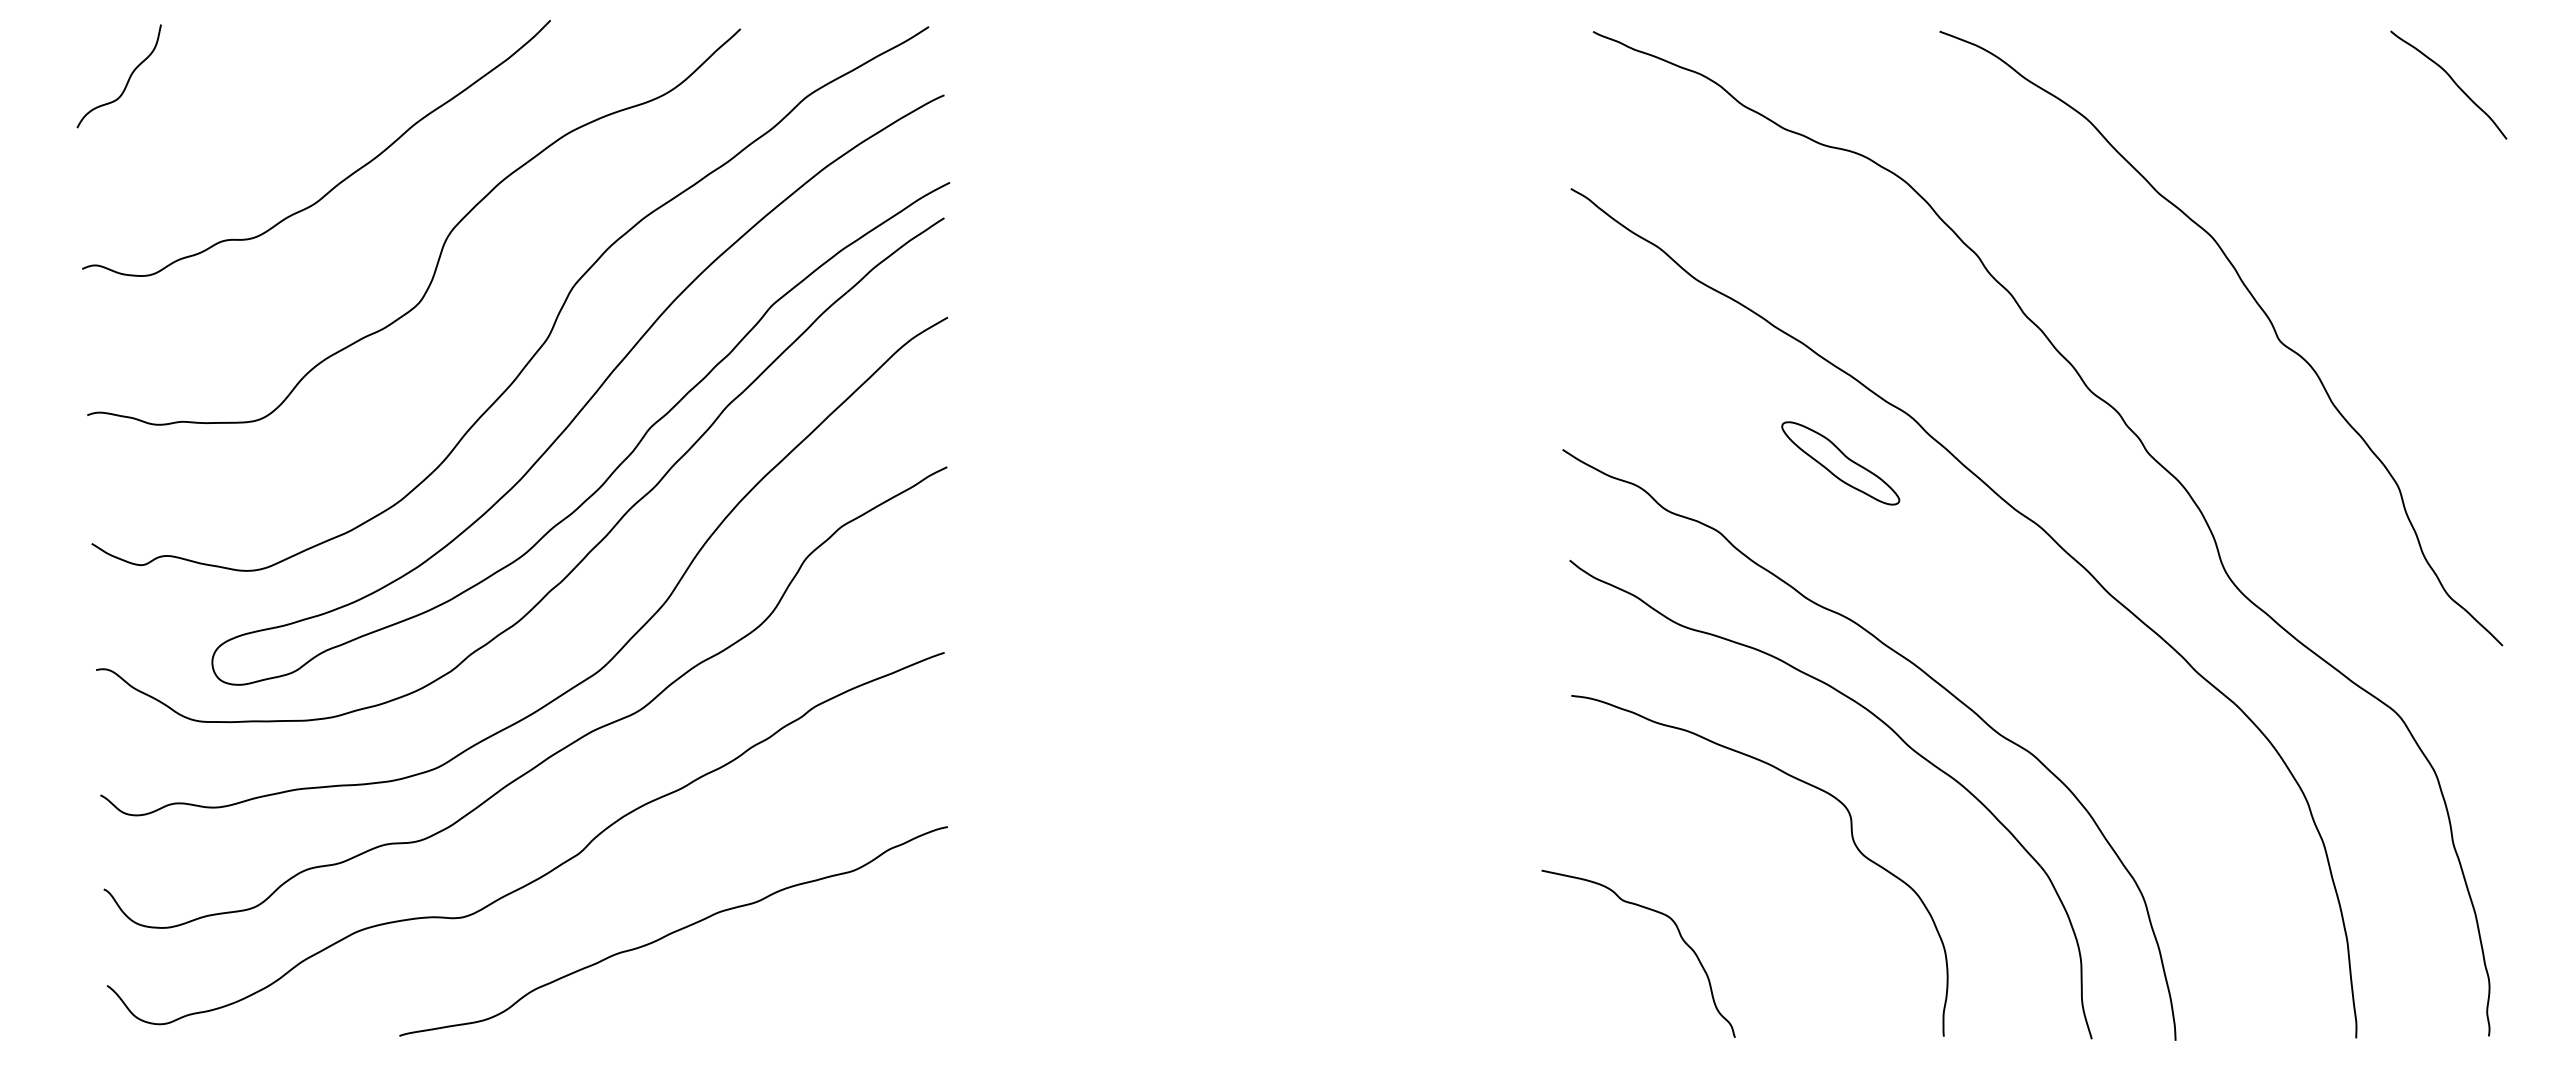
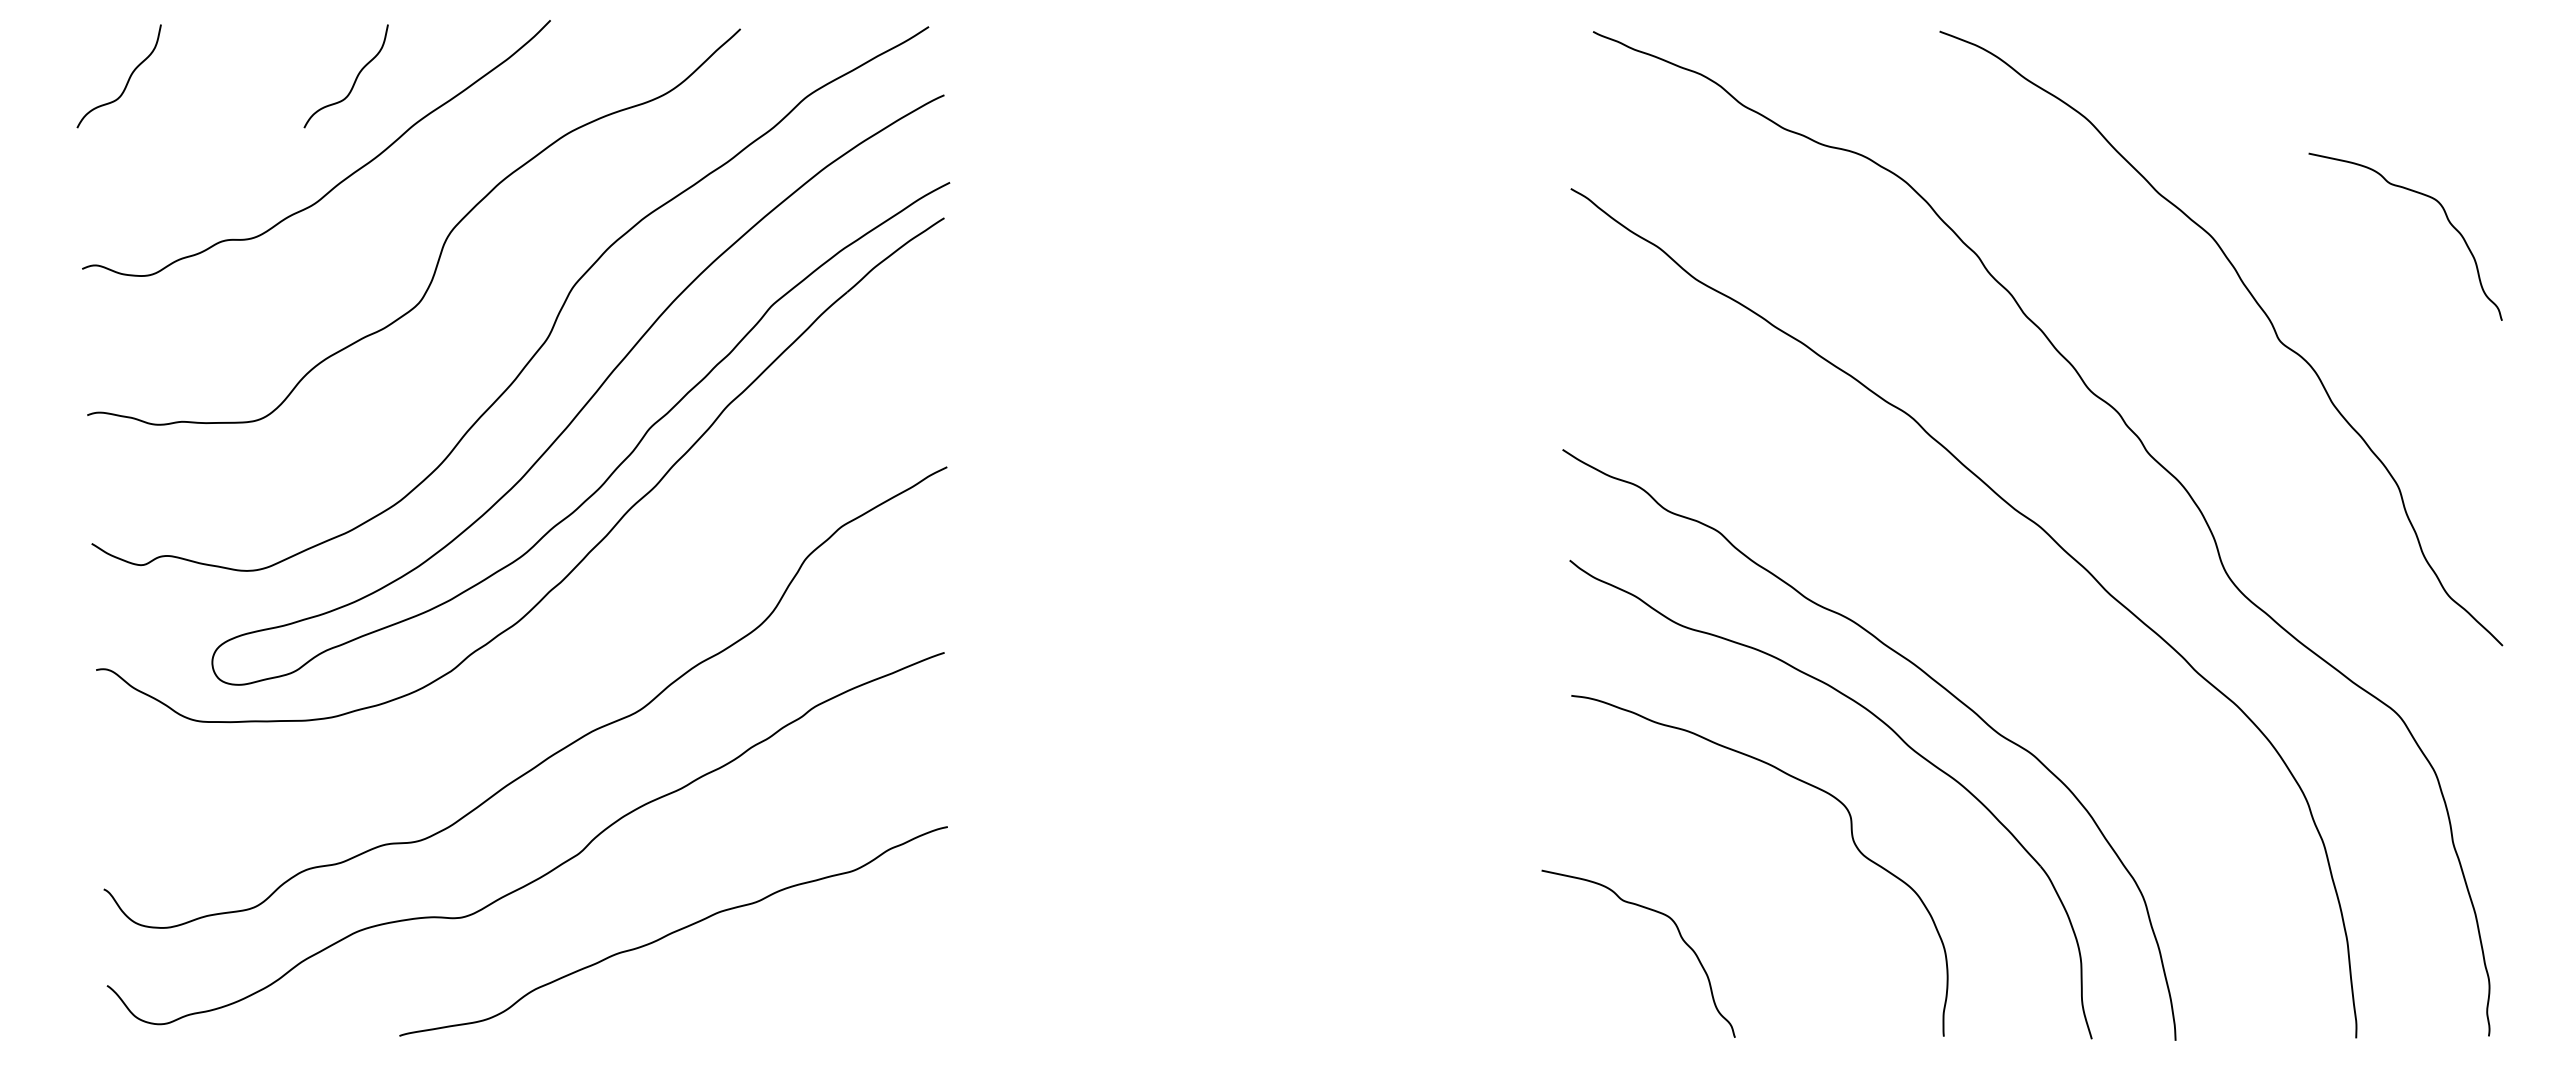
curve: none -> present (354, 80)
curve: present -> none (2452, 81)
curve: none -> present (2420, 194)
part: present -> none (1840, 463)
curve: present -> none (614, 654)
